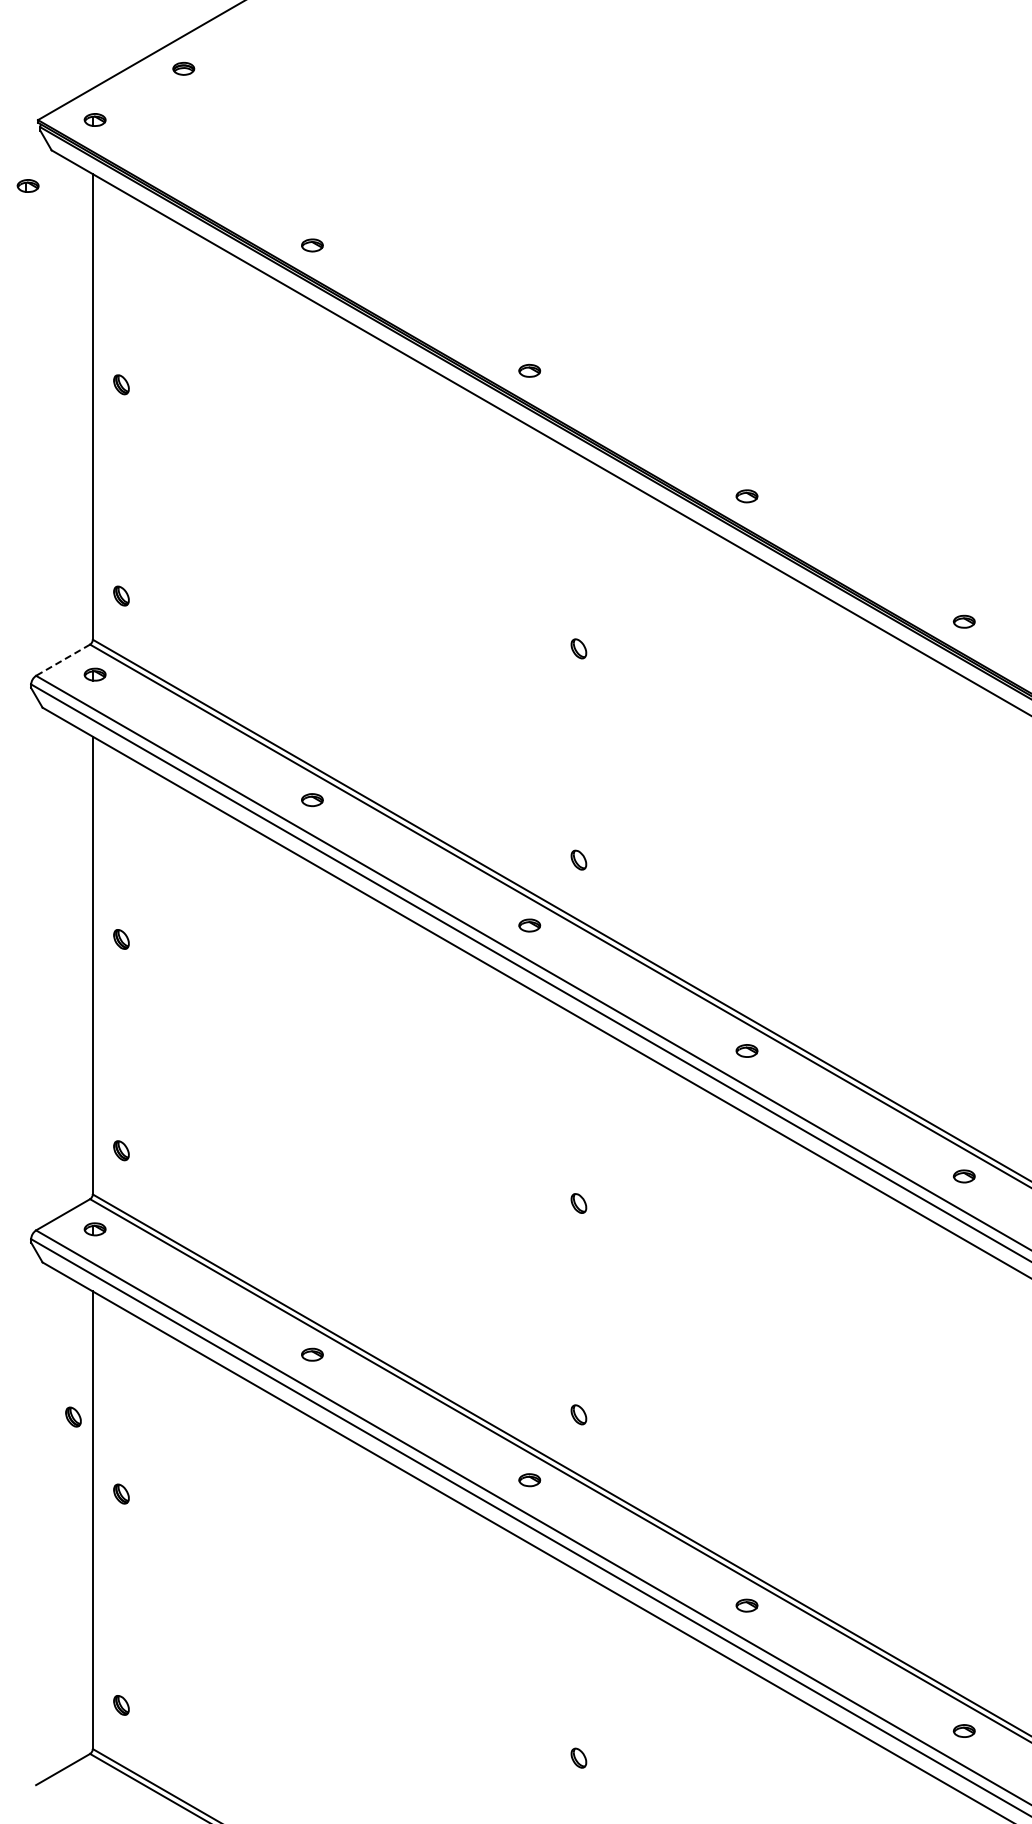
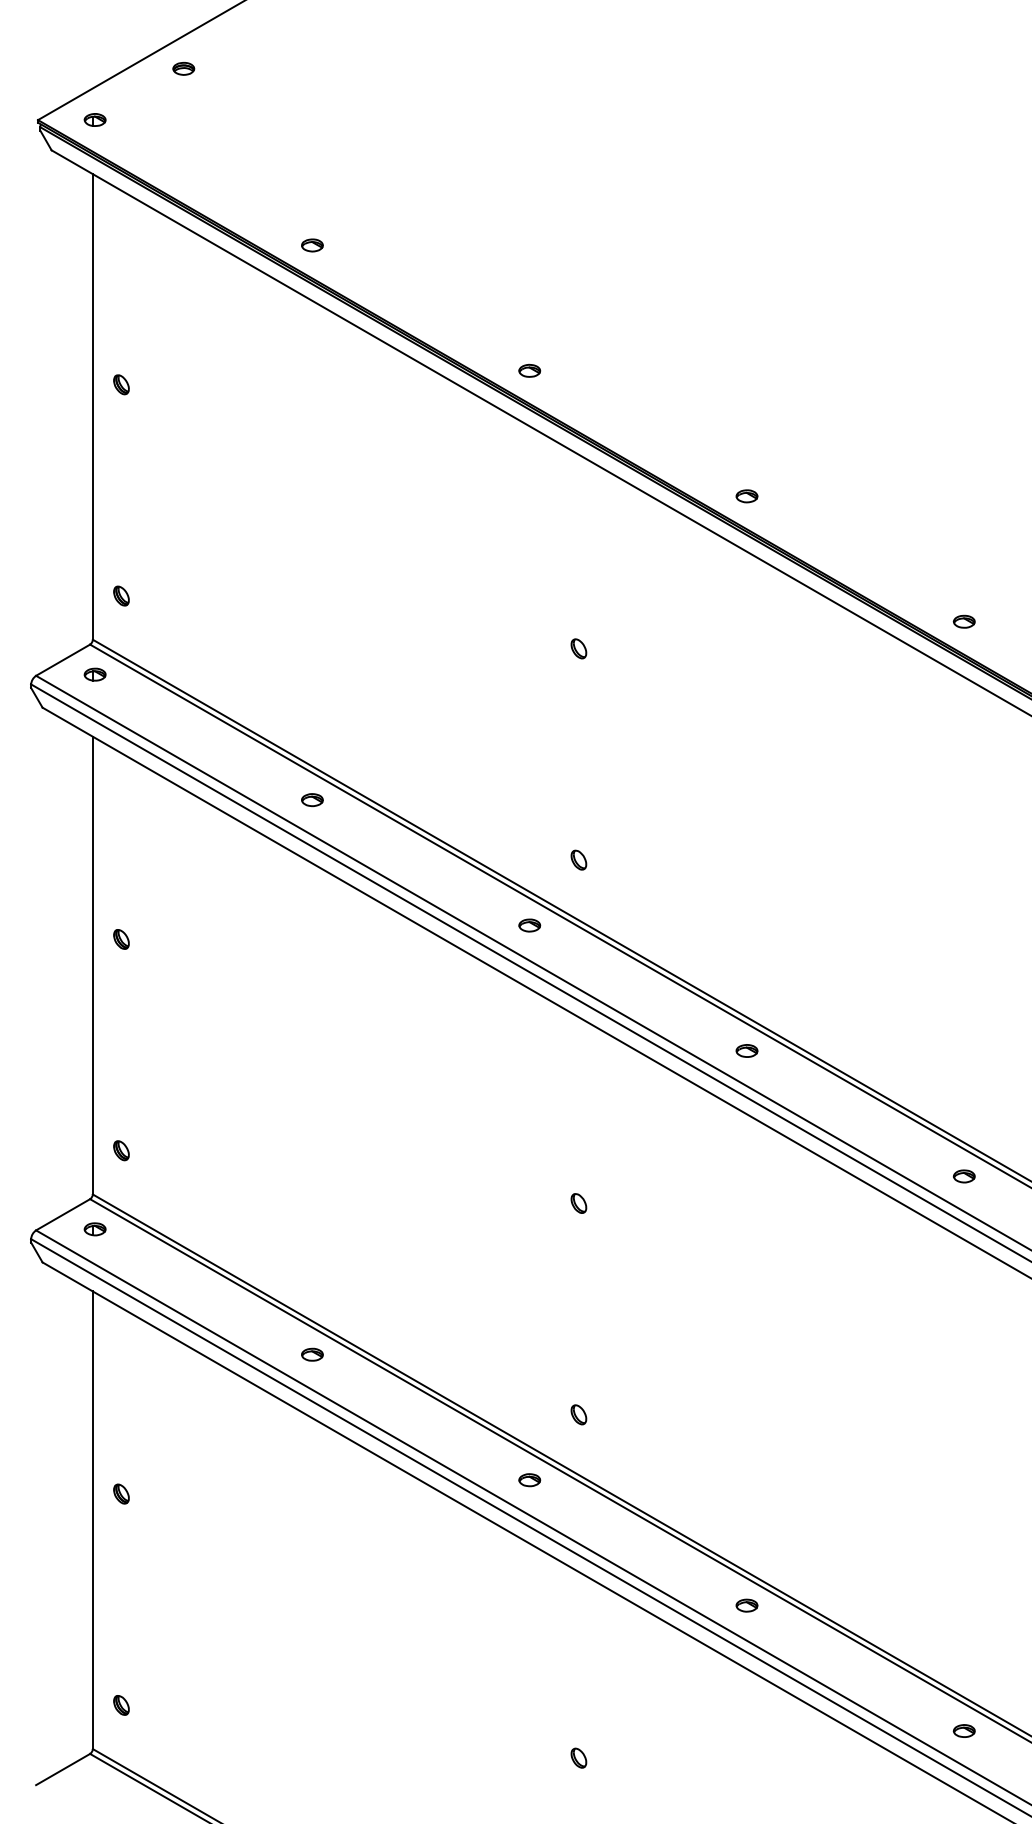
part: present -> none (27, 185)
line: dashed -> solid (62, 660)
part: present -> none (73, 1416)
